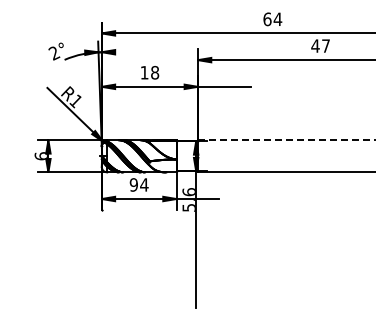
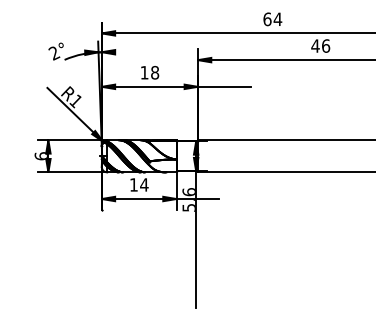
text: 47 -> 46 (326, 45)
line: dashed -> solid (286, 140)
text: 94 -> 14 (133, 184)
